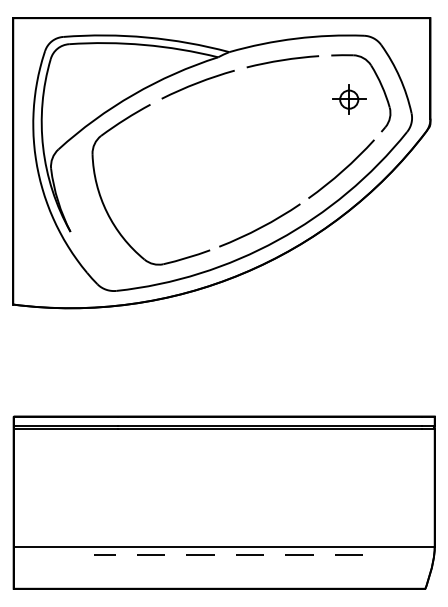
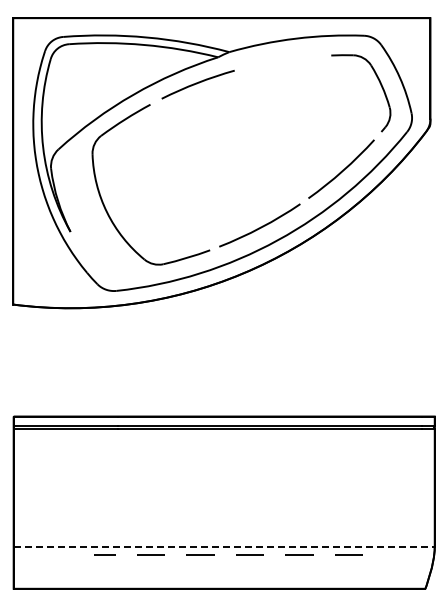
curve: present -> none (282, 61)
part: present -> none (349, 99)
line: solid -> dashed (224, 547)
